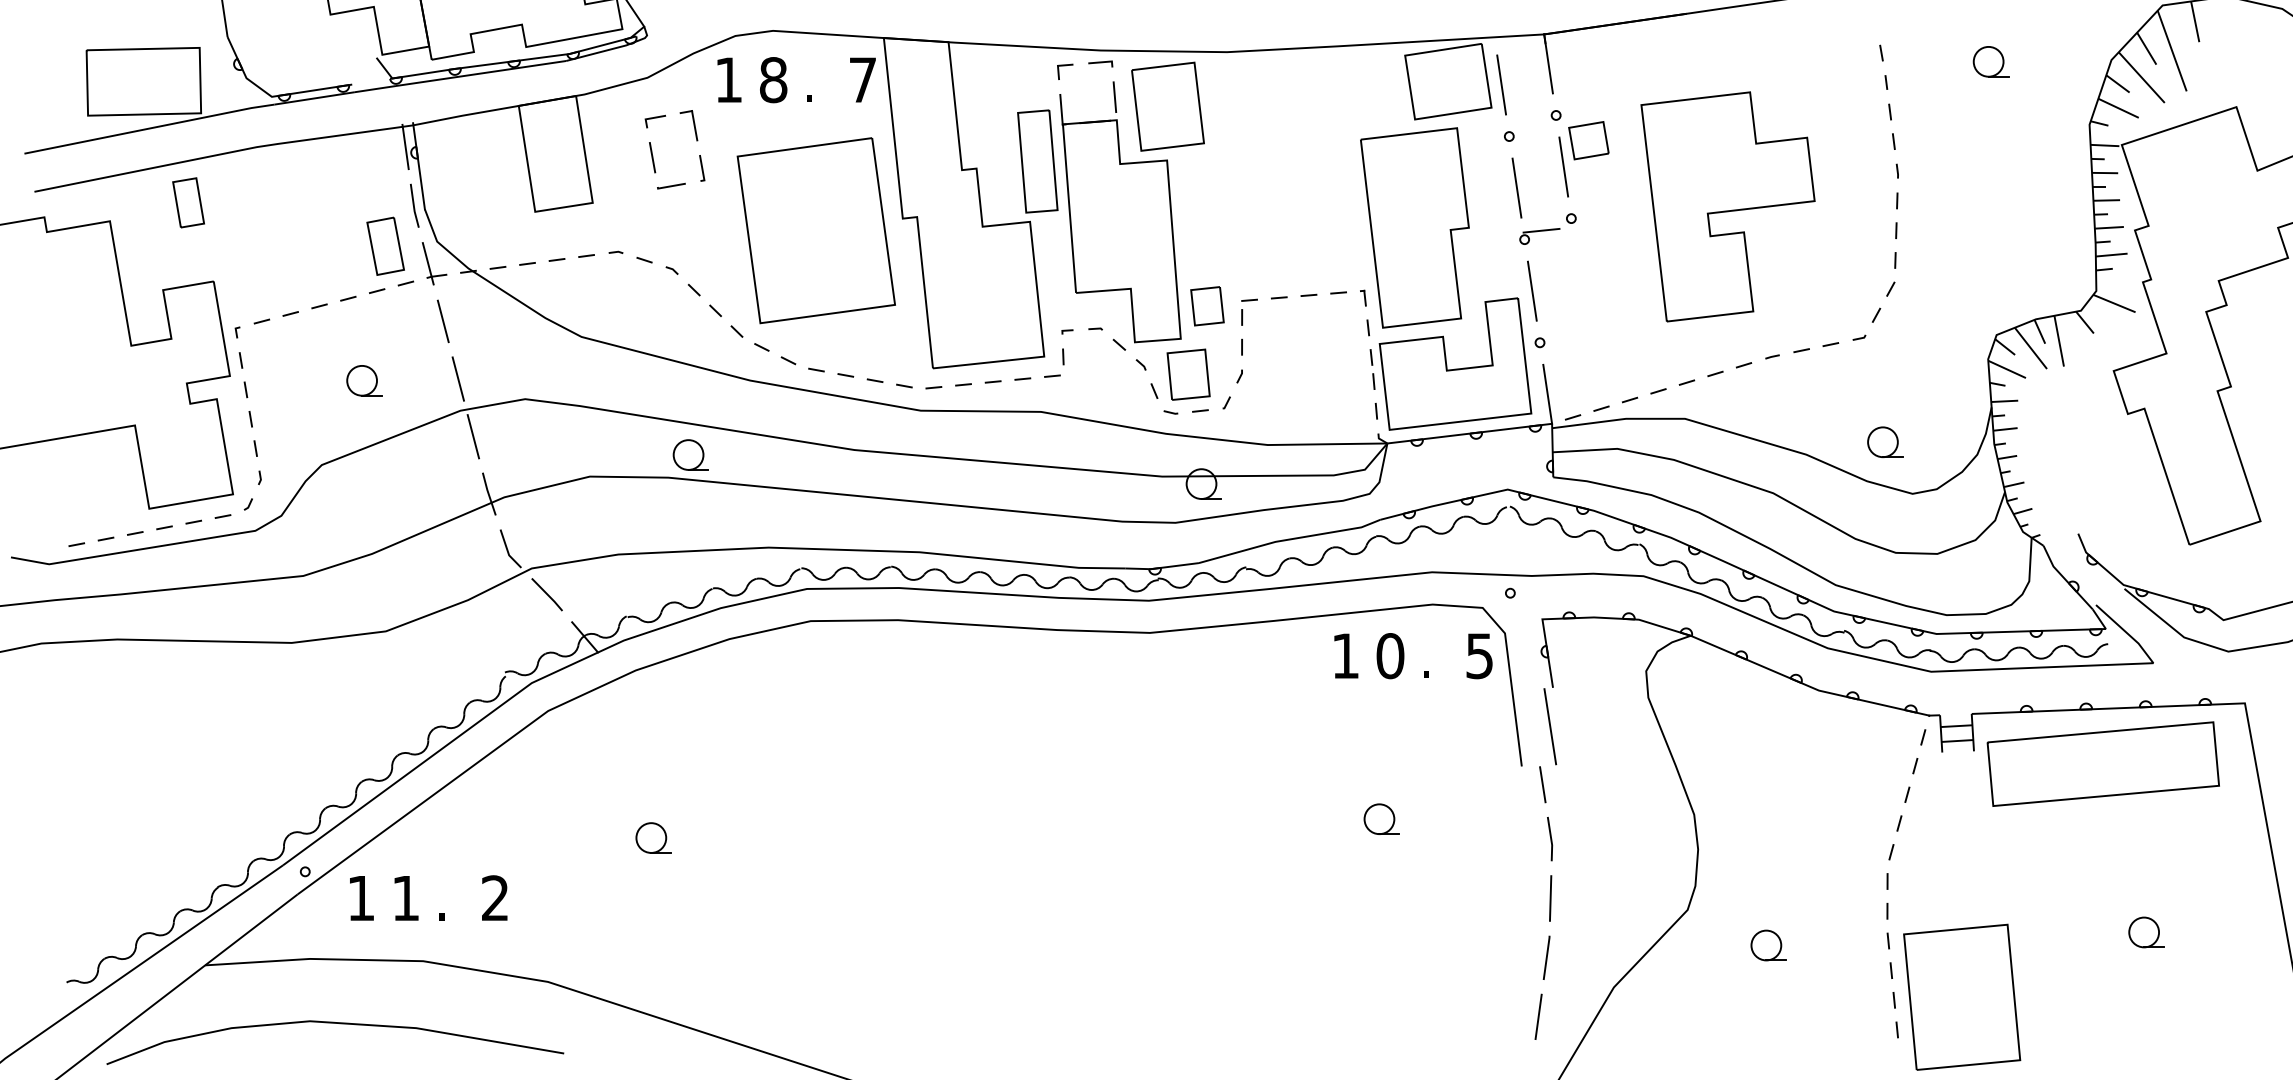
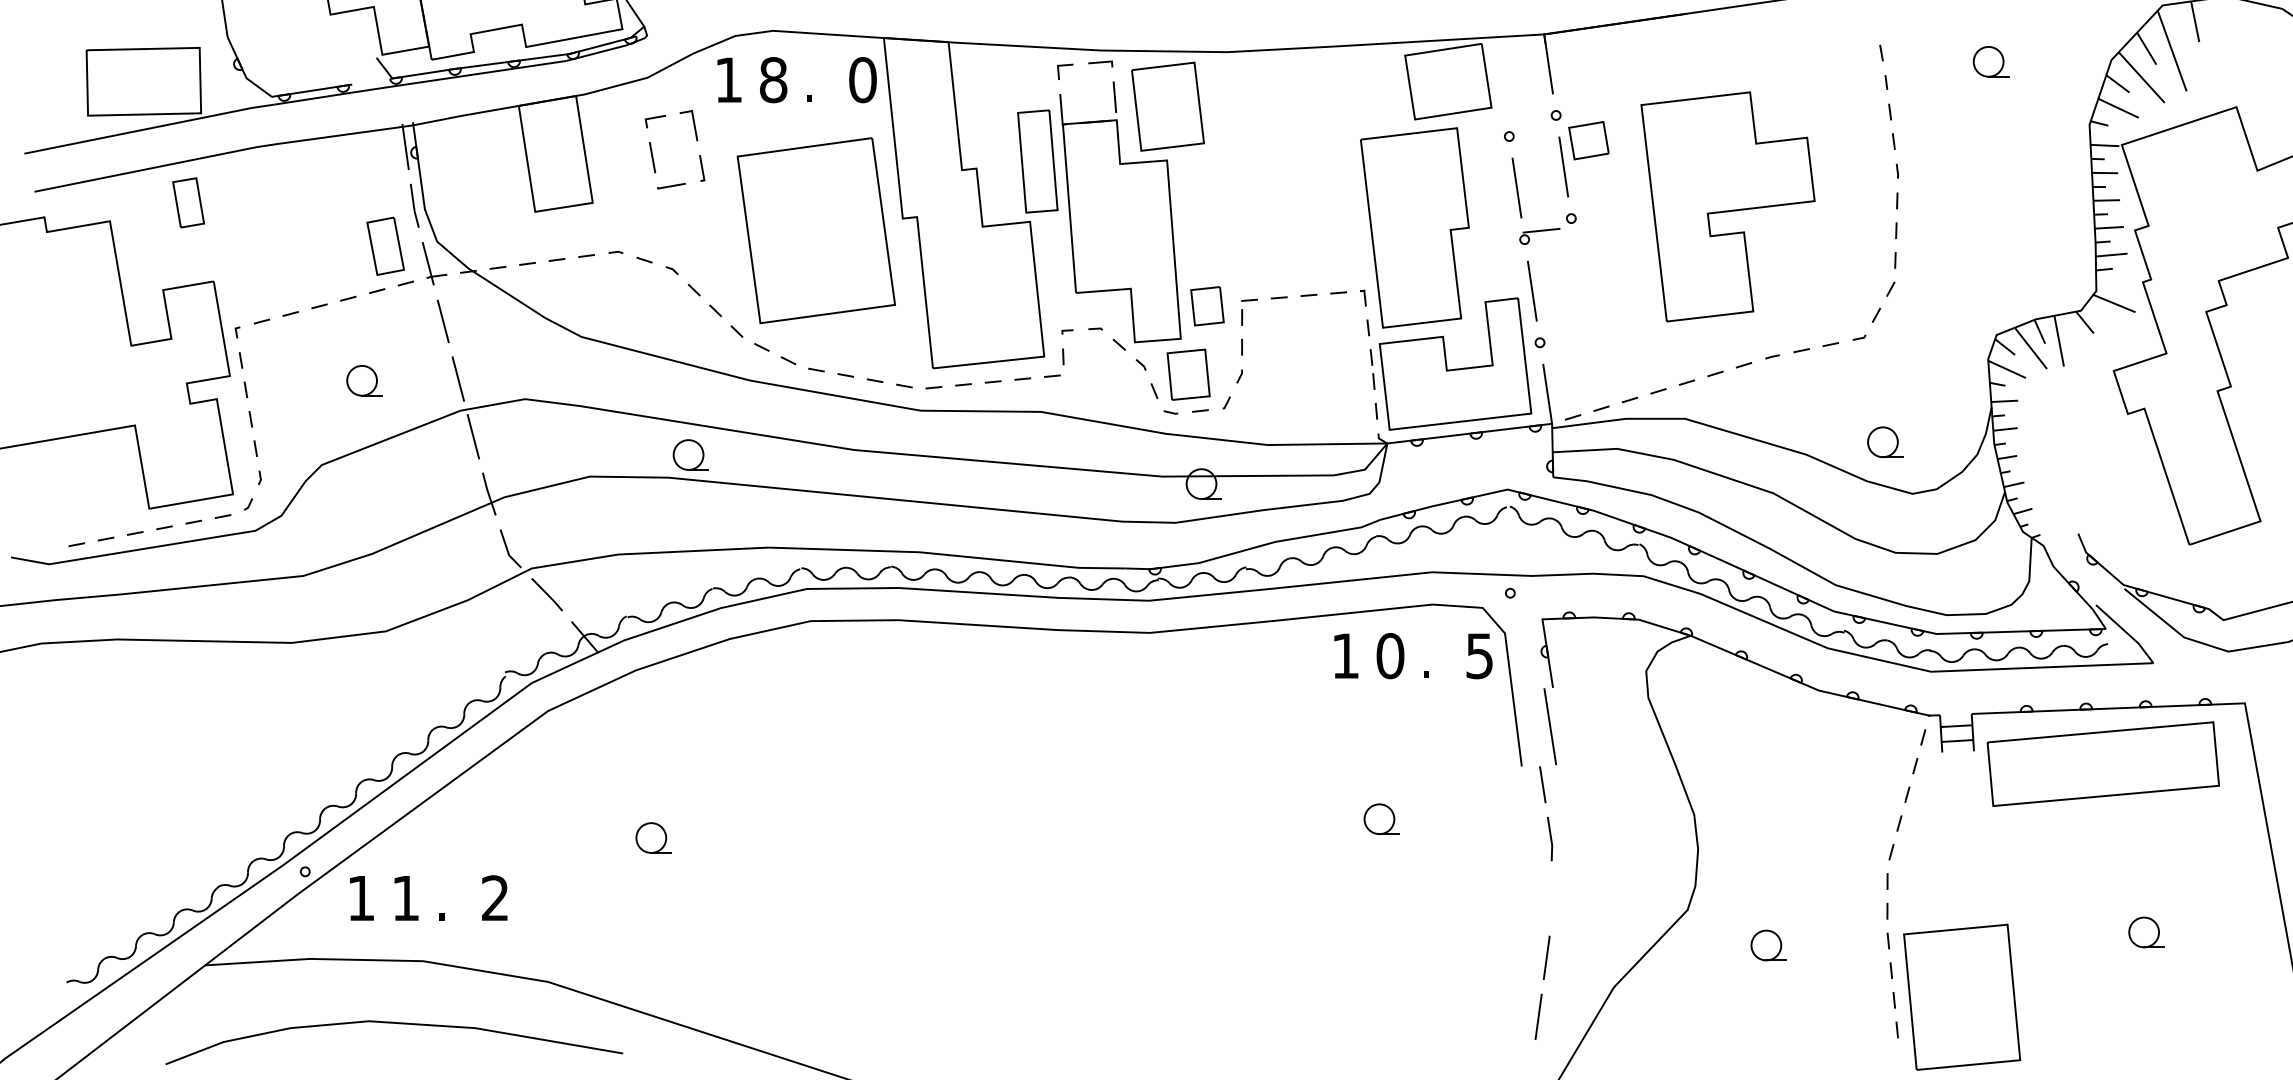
text: 7 -> 0 (862, 80)
line: present -> none (1501, 84)
line: present -> none (1550, 898)
curve position: (339, 1024) -> (398, 1024) (398, 1024)
